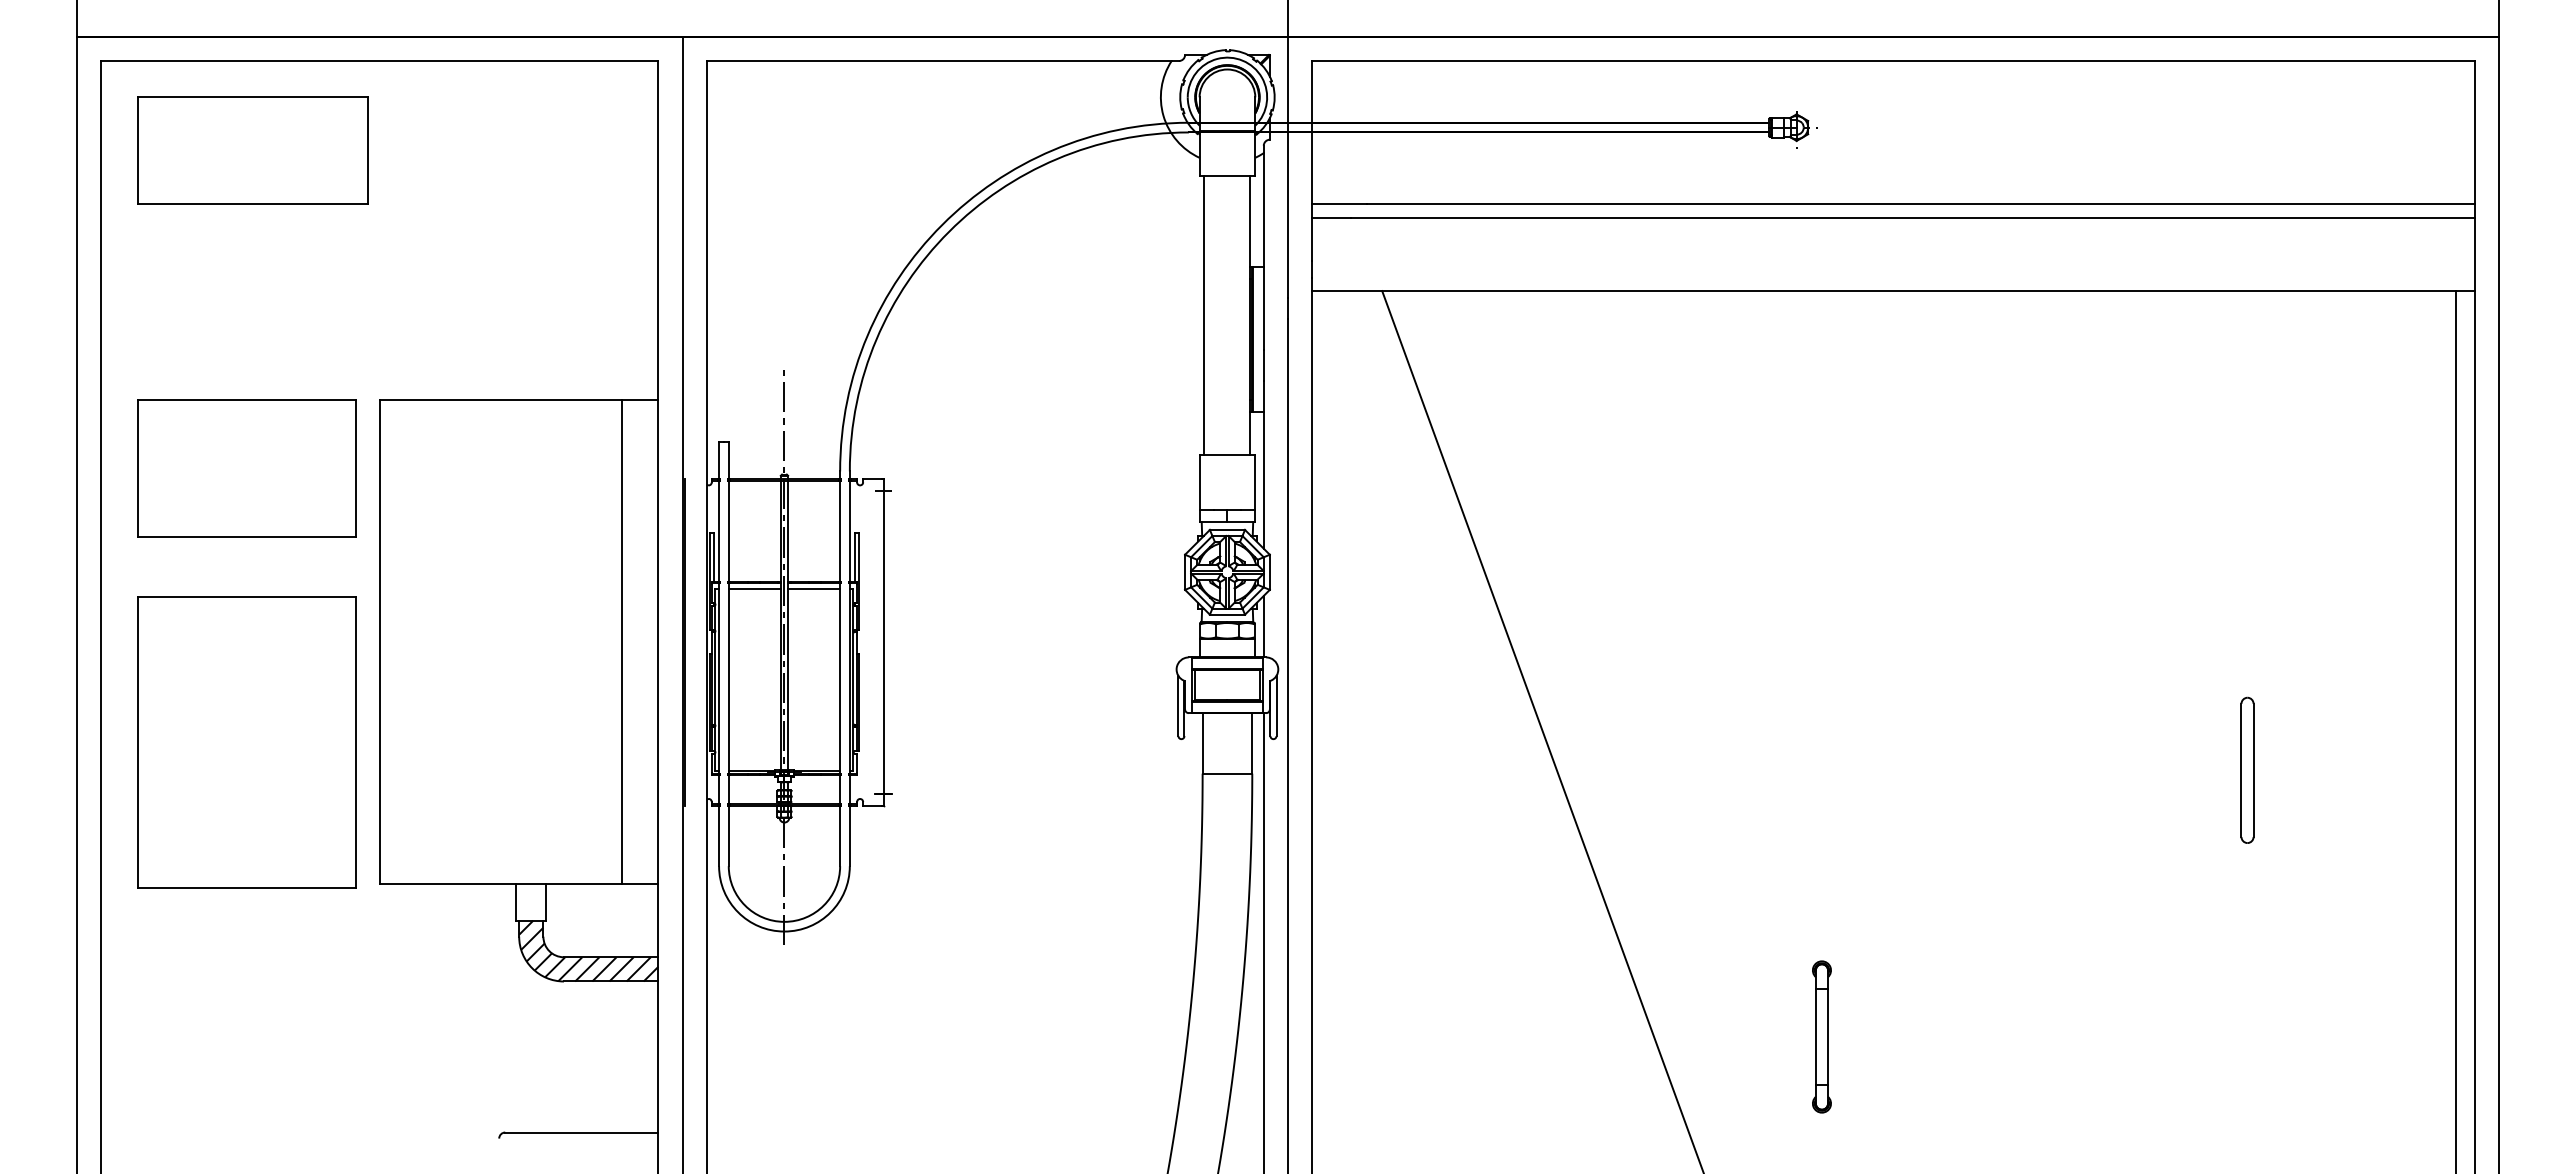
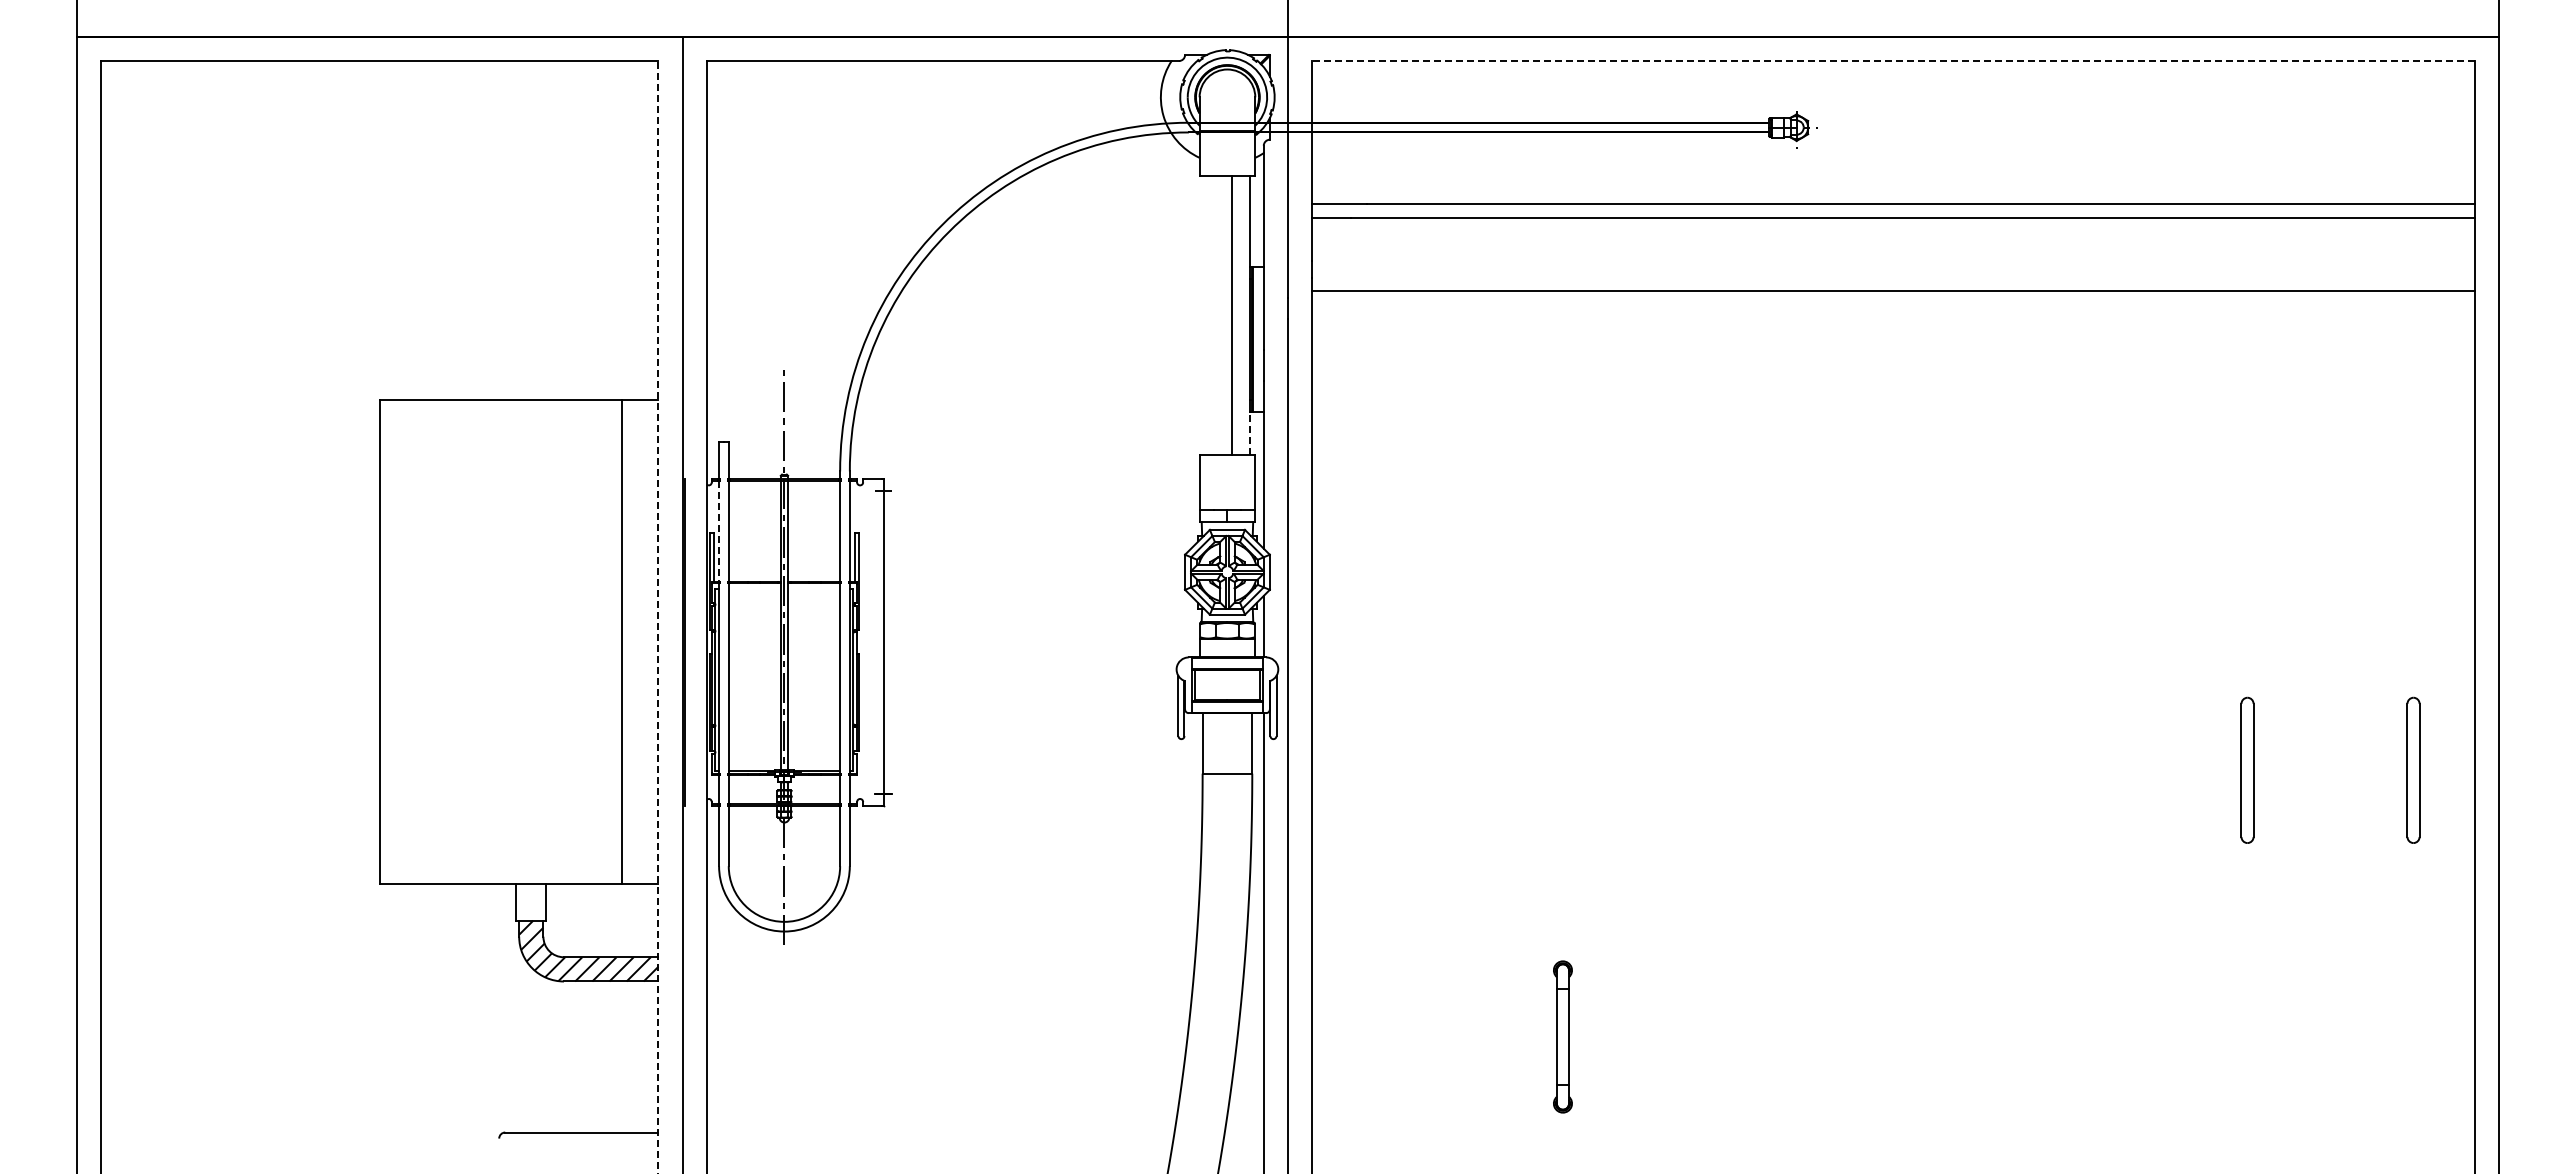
line: solid -> dashed (1892, 61)
part: present -> none (252, 150)
line position: (1204, 315) -> (1232, 315) (1232, 315)
line: solid -> dashed (1250, 432)
part: present -> none (246, 468)
line: solid -> dashed (719, 531)
line: present -> none (754, 589)
line: present -> none (814, 589)
line: solid -> dashed (658, 616)
line: present -> none (1542, 730)
line: present -> none (2455, 730)
part: present -> none (246, 742)
part: none -> present (2413, 769)
part position: (1821, 1036) -> (1562, 1036) (1562, 1036)
